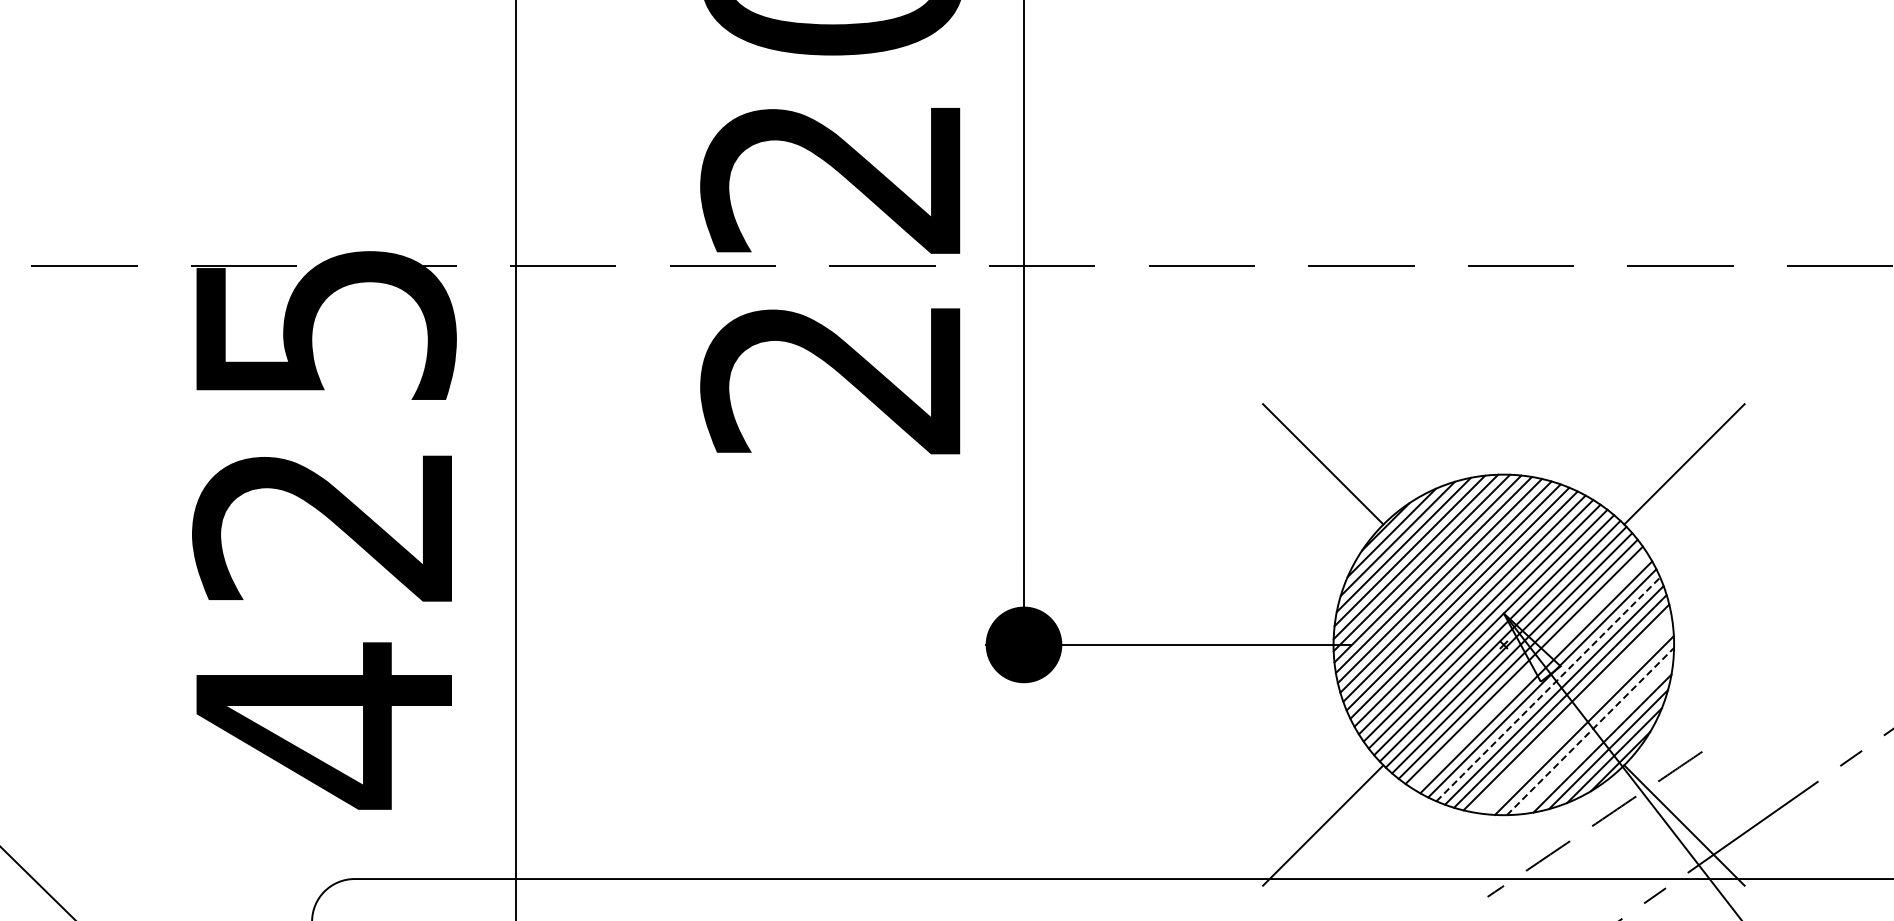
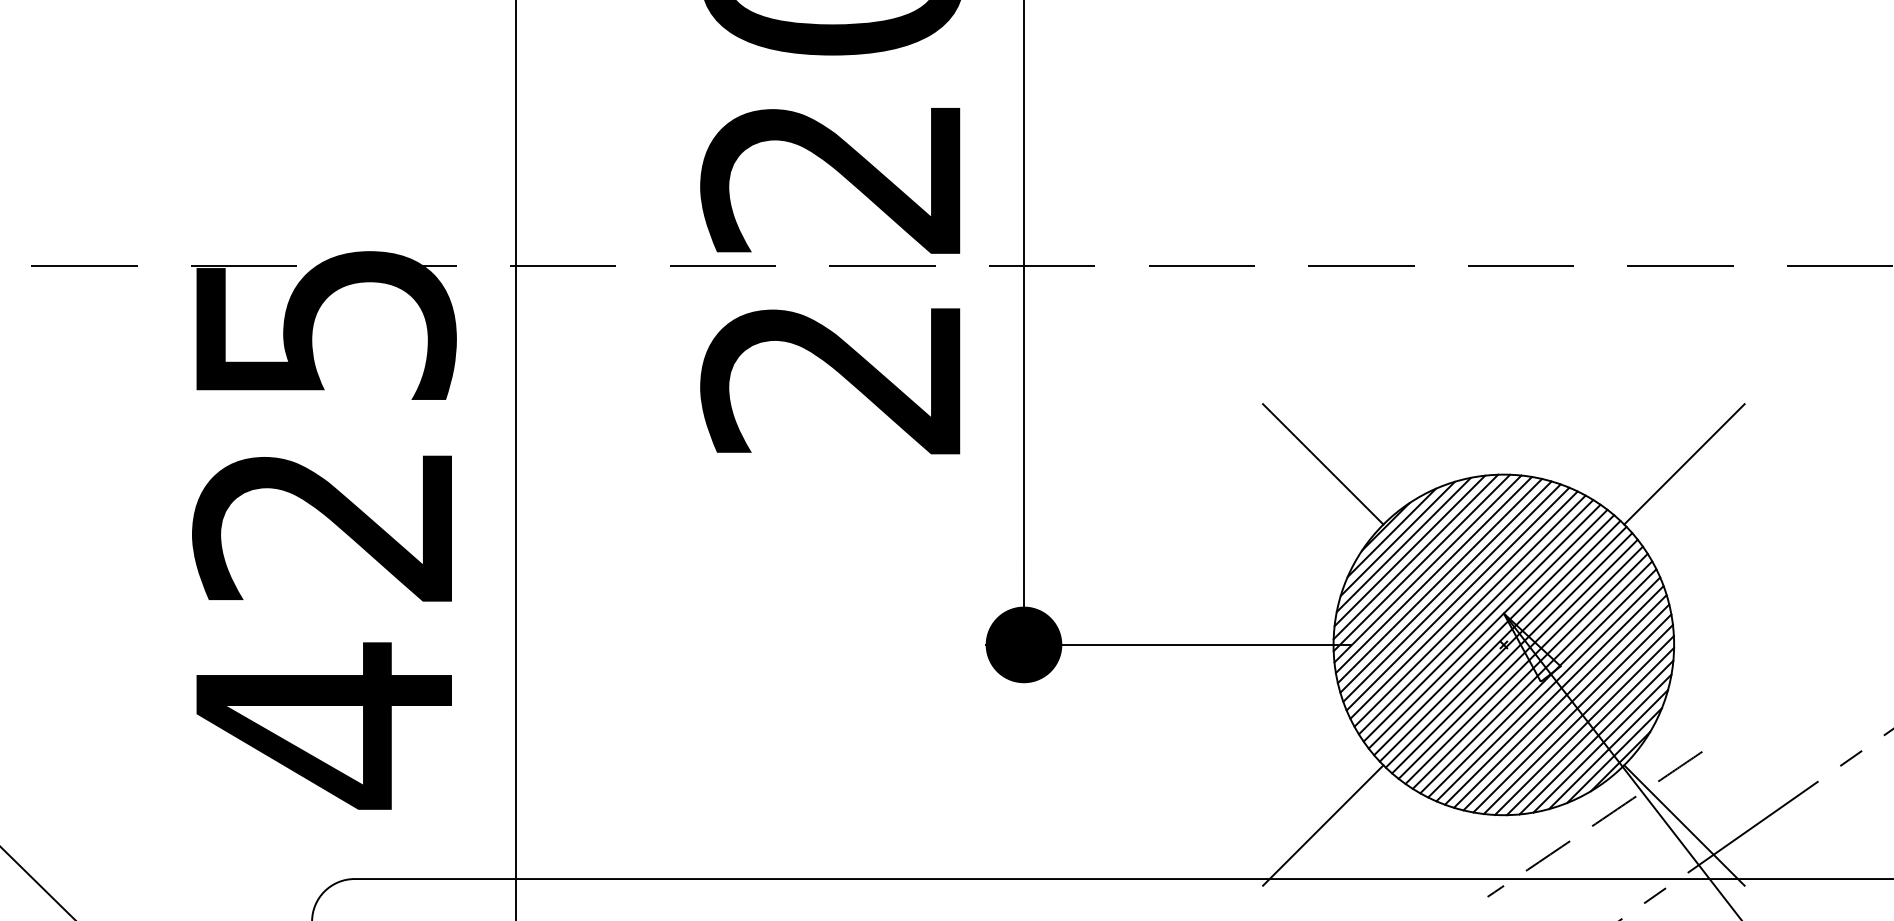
line: none -> present (1529, 670)
line: dashed -> solid (1548, 689)
line: none -> present (1572, 713)
line: none -> present (1577, 719)
line: dashed -> solid (1590, 731)
line: none -> present (1596, 737)
